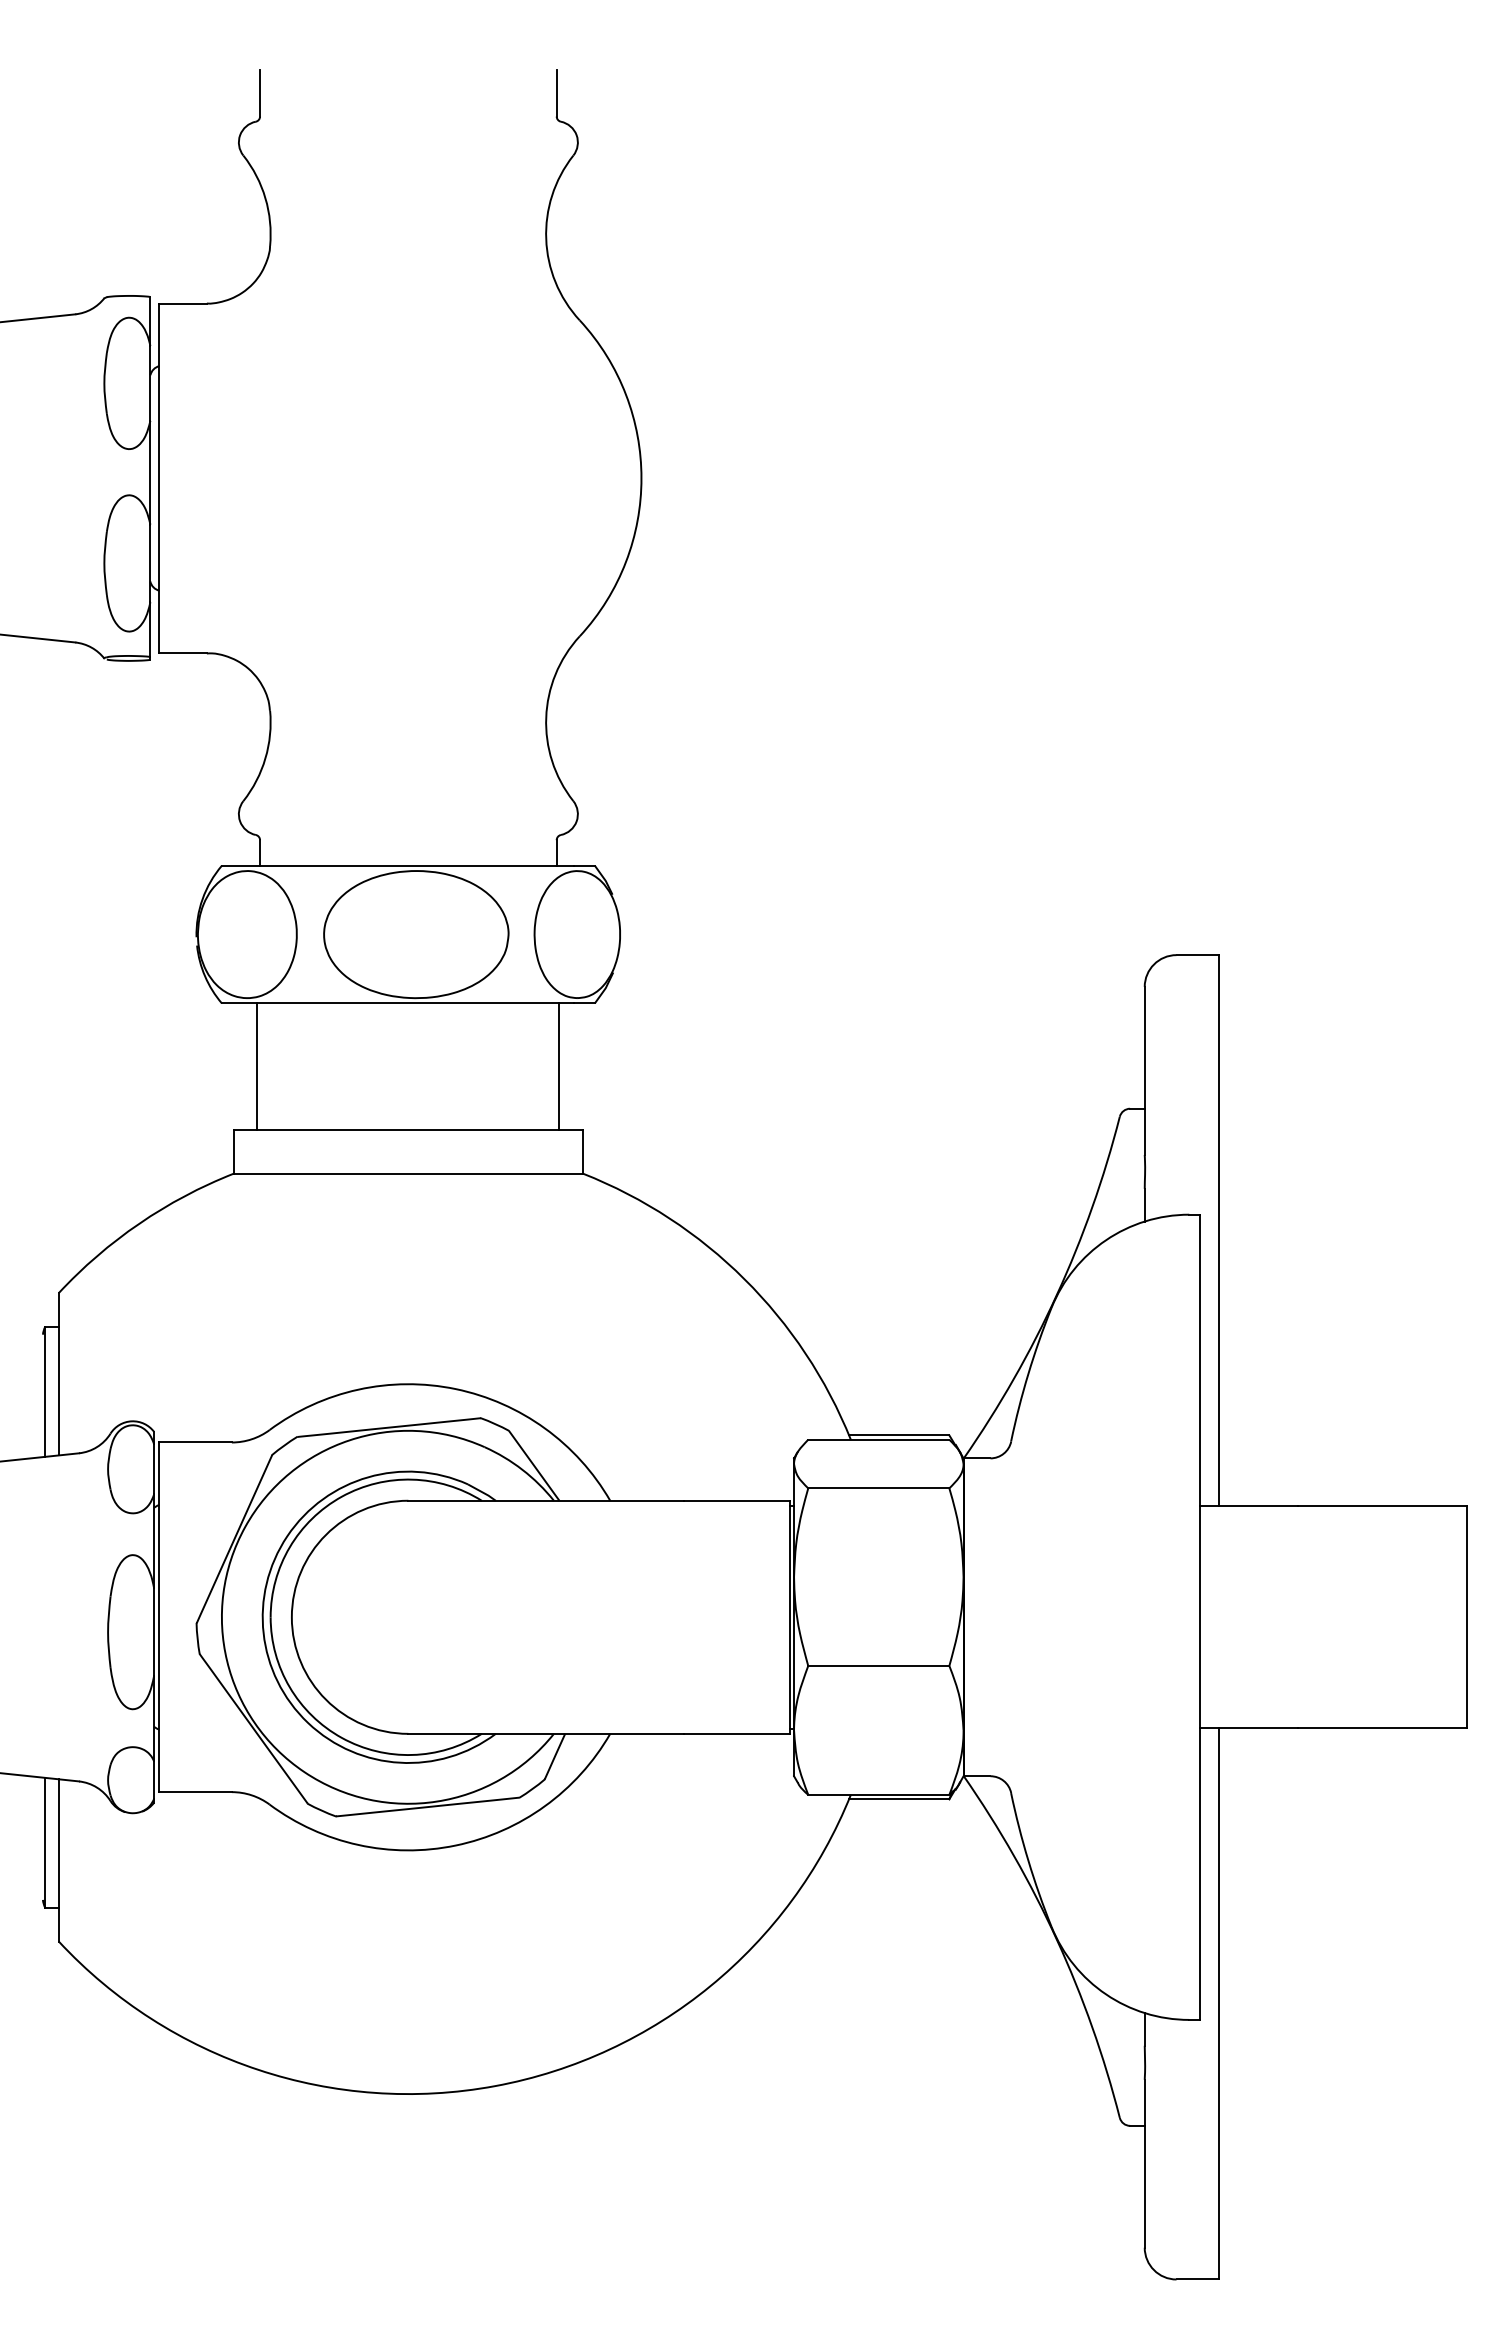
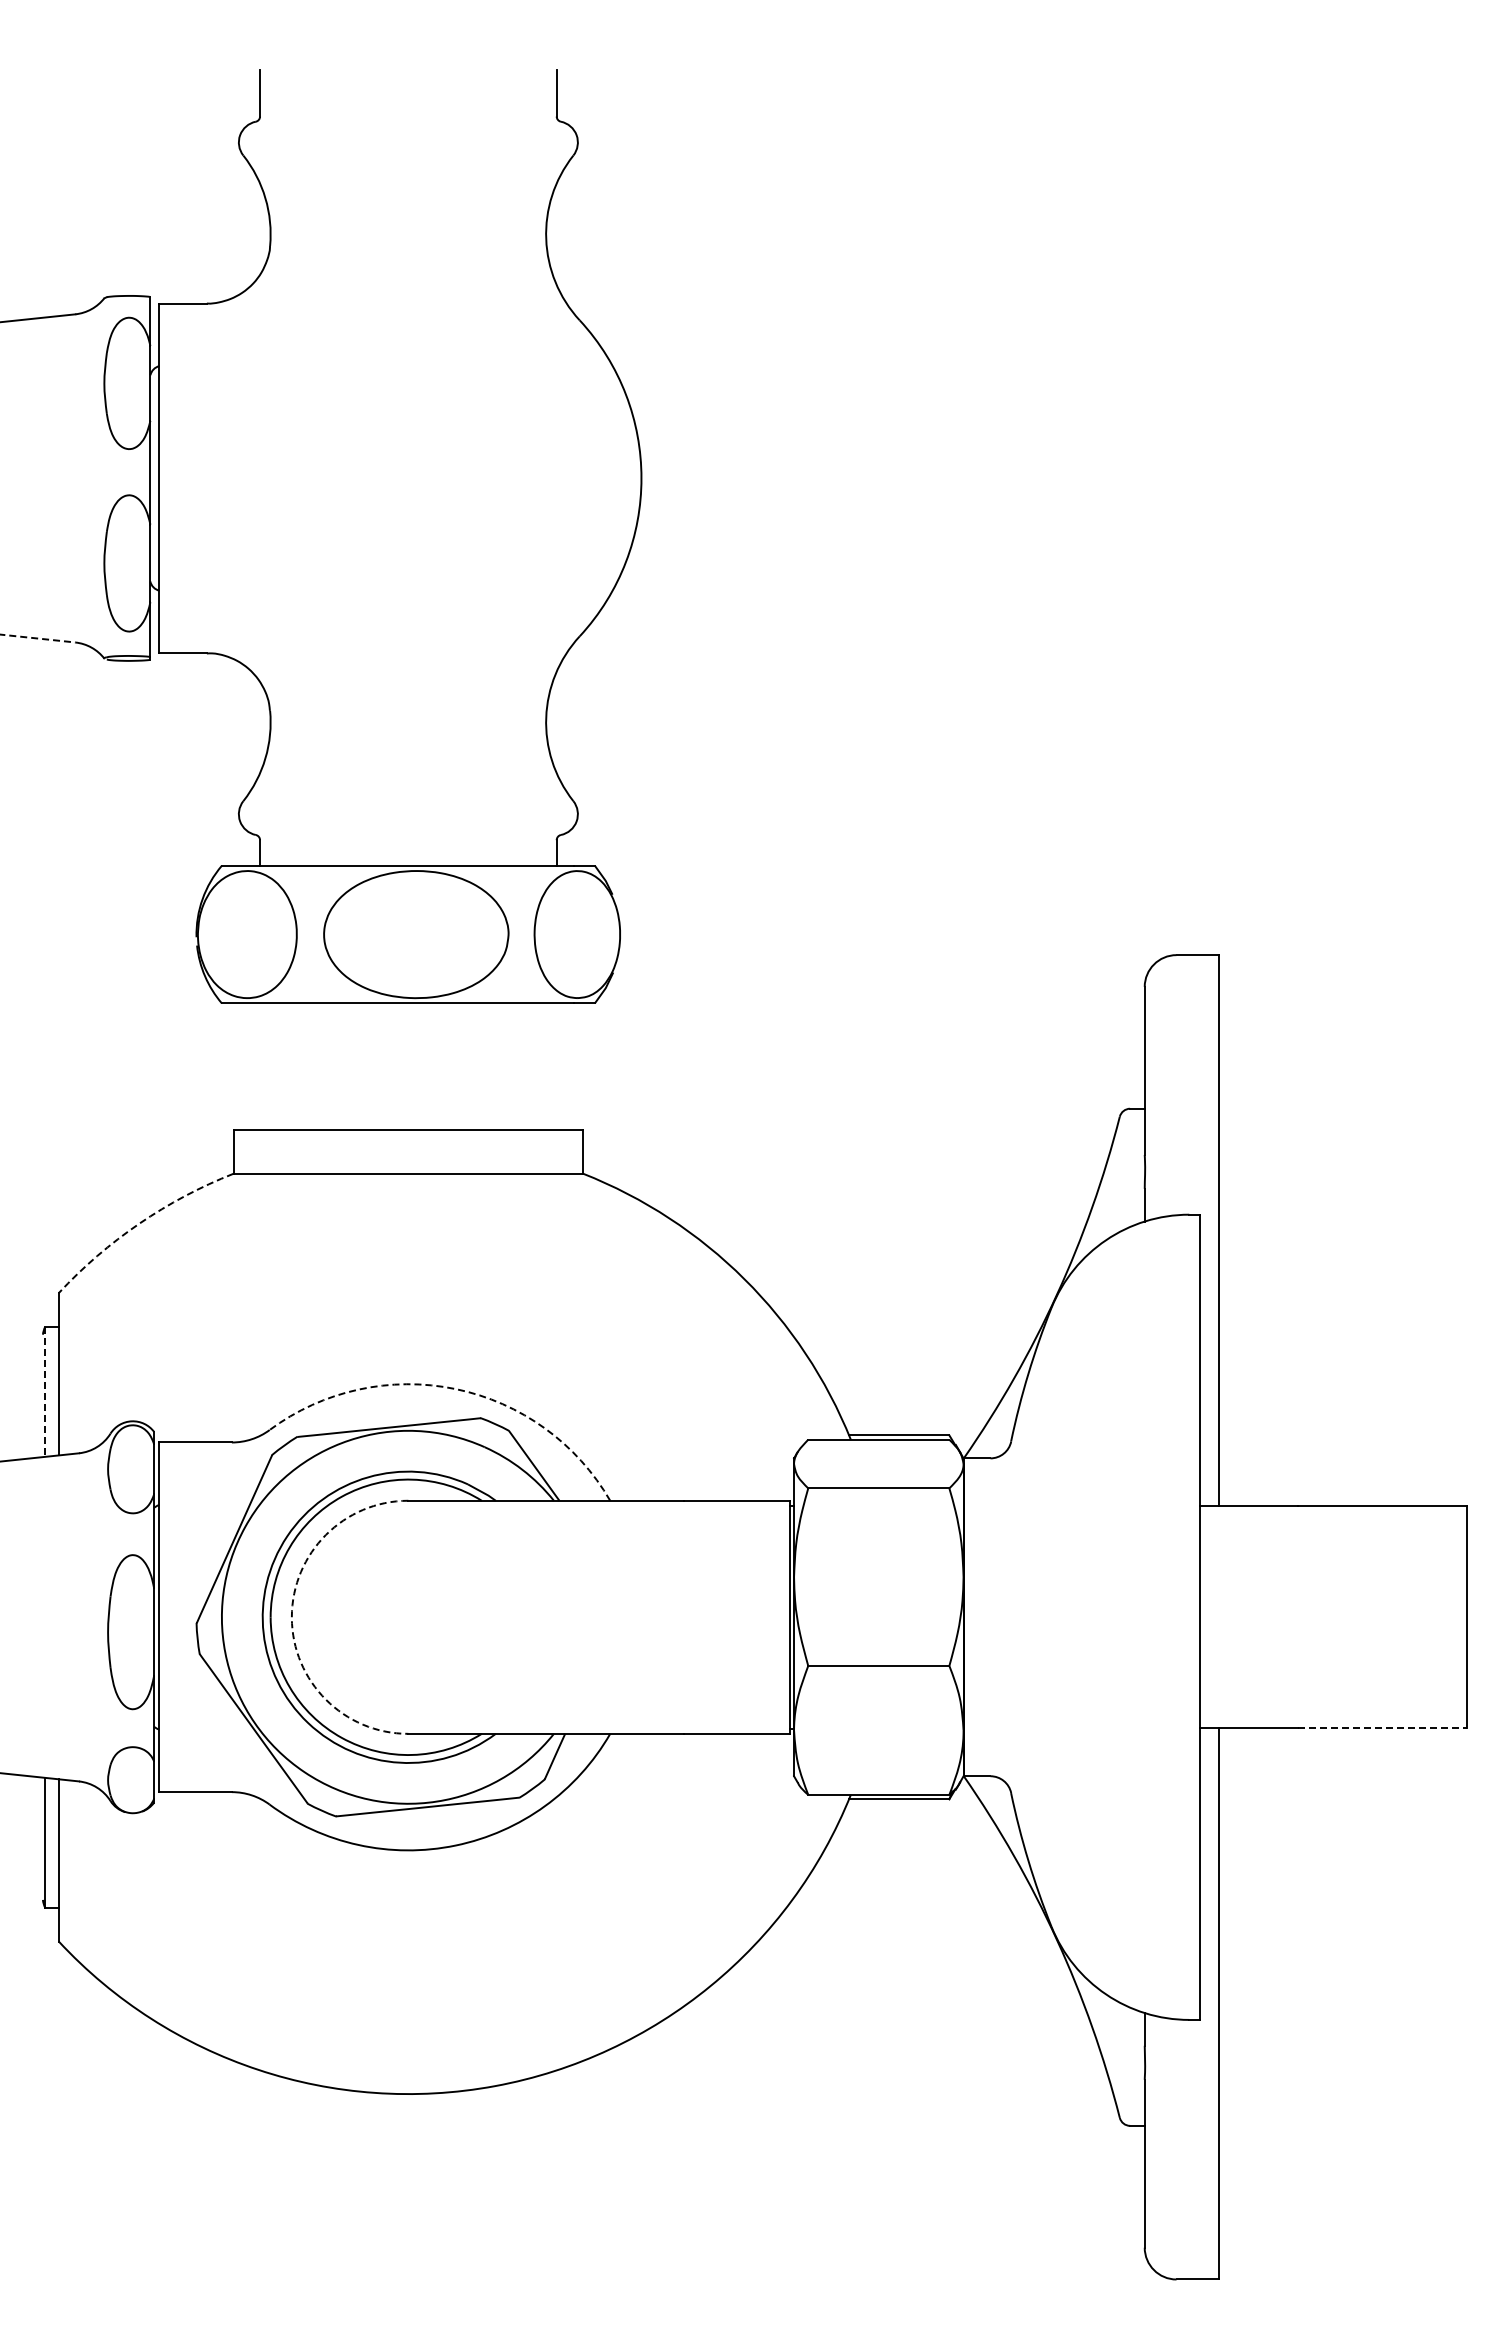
line: solid -> dashed (38, 638)
line: present -> none (257, 1066)
line: present -> none (559, 1066)
arc: solid -> dashed (139, 1223)
arc: solid -> dashed (455, 1389)
line: solid -> dashed (45, 1391)
arc: solid -> dashed (291, 1617)
line: solid -> dashed (1383, 1728)
